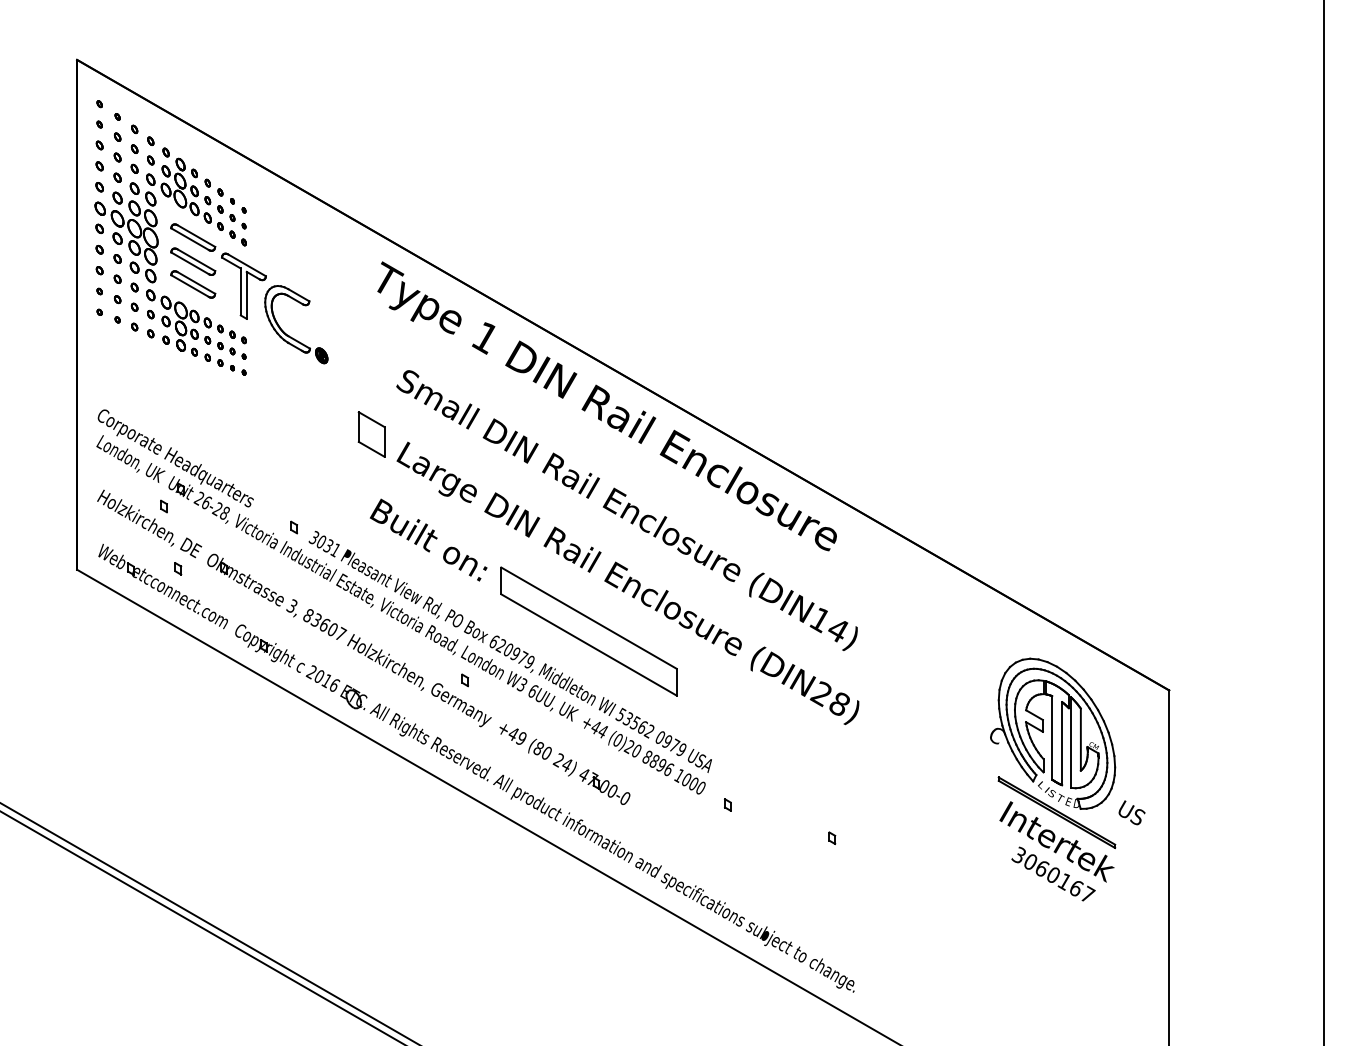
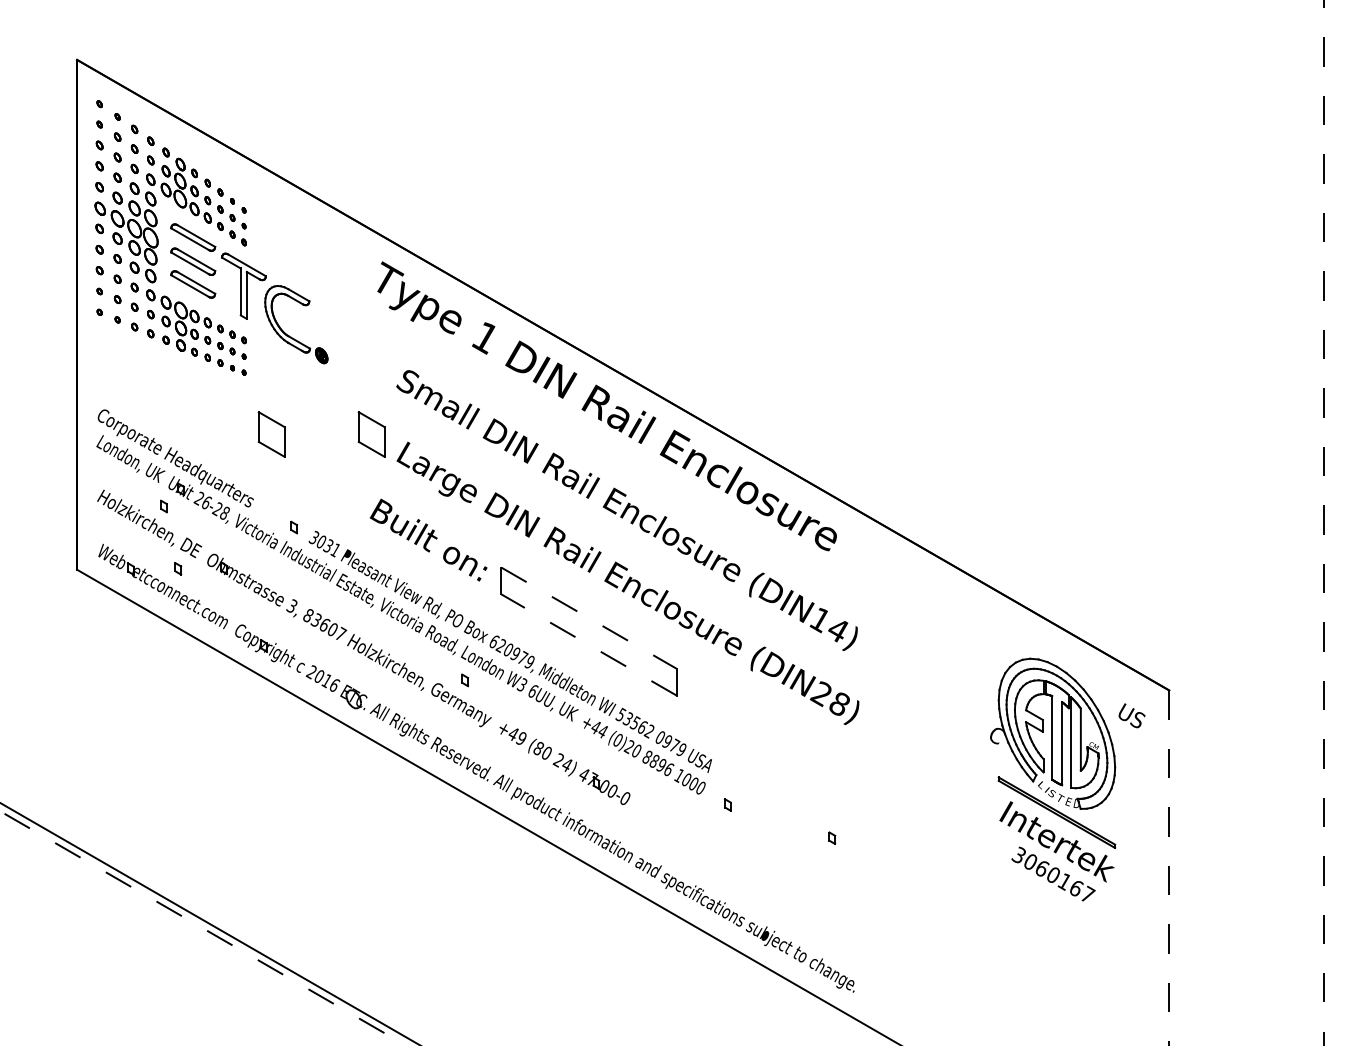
part: none -> present (271, 434)
line: solid -> dashed (1324, 522)
line: solid -> dashed (589, 618)
line: solid -> dashed (588, 644)
text position: (1131, 812) -> (1131, 715) (1131, 715)
line: solid -> dashed (1169, 868)
line: solid -> dashed (203, 928)
